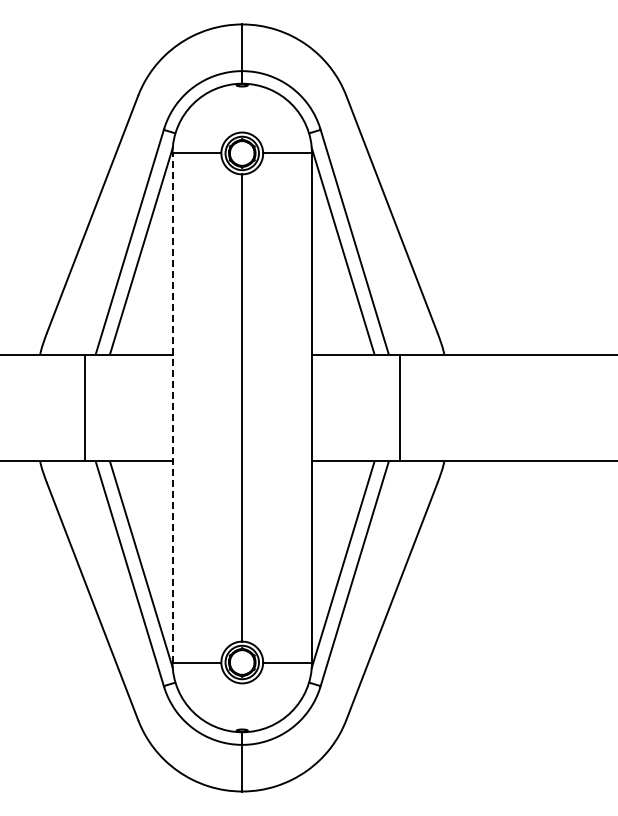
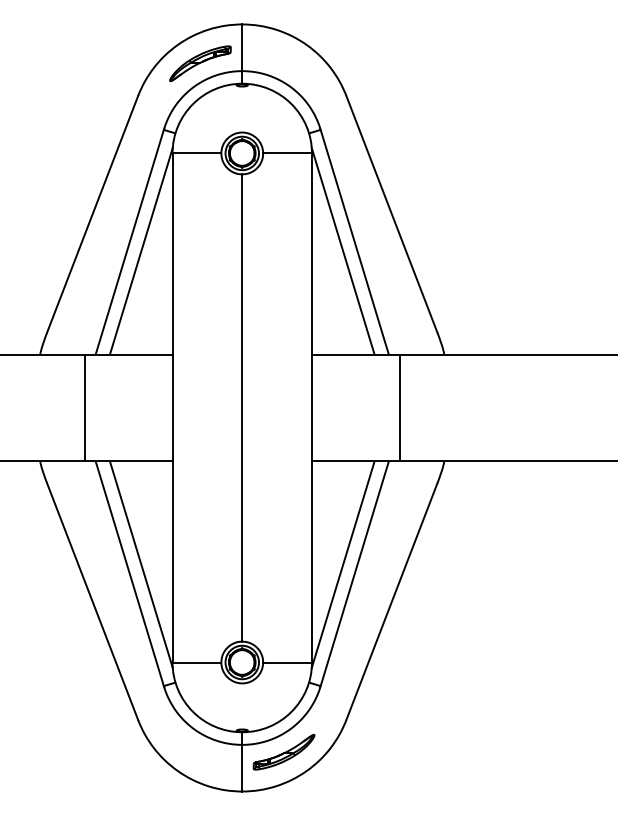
part: none -> present (200, 63)
line: dashed -> solid (172, 407)
part: none -> present (283, 752)
